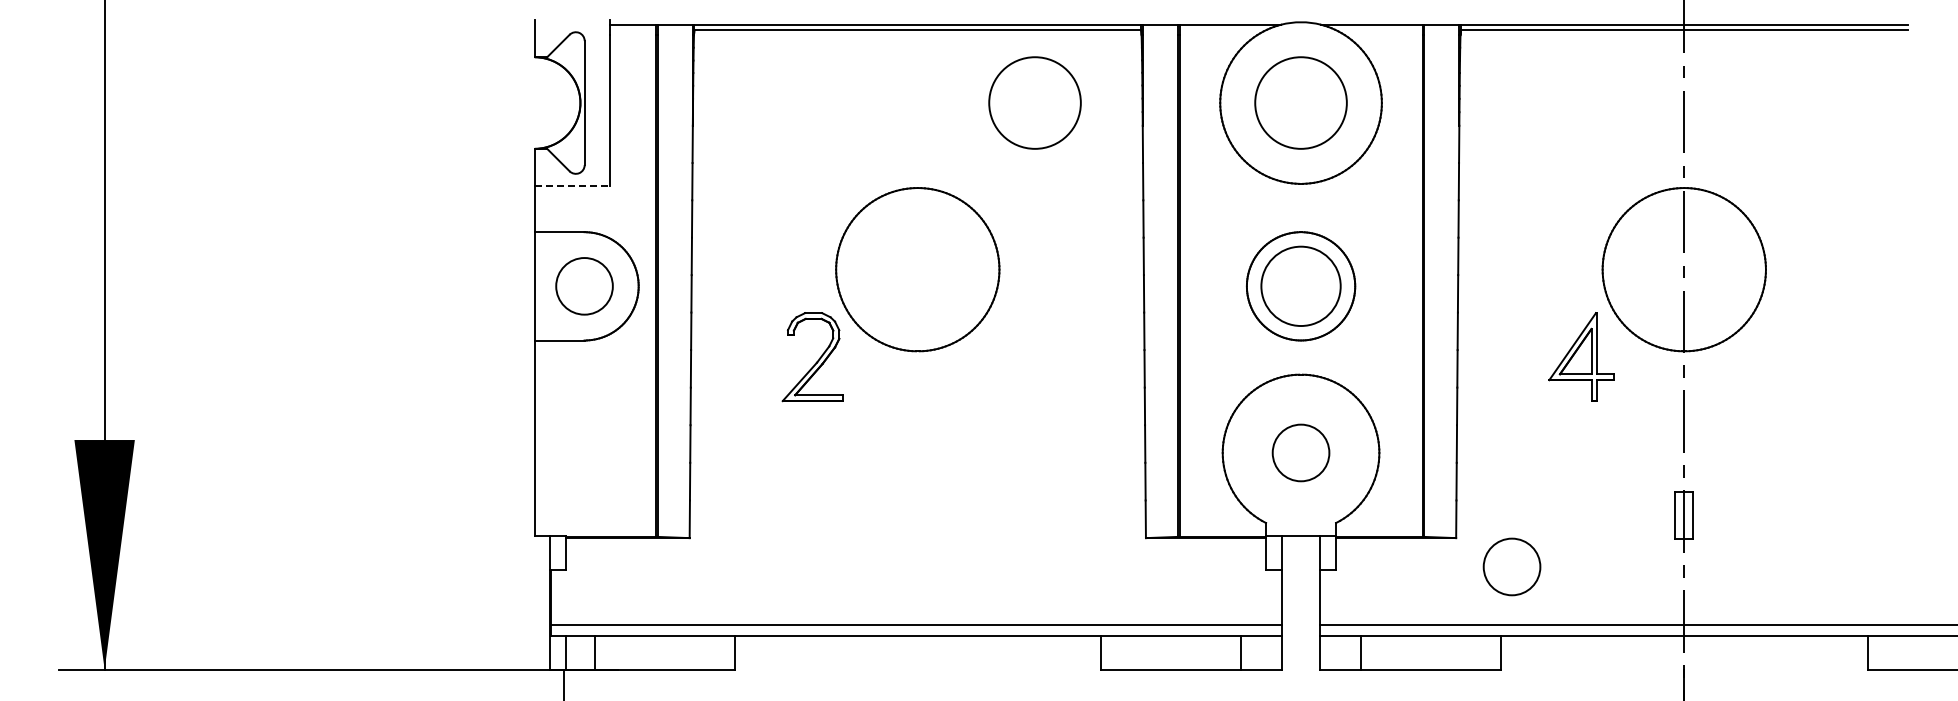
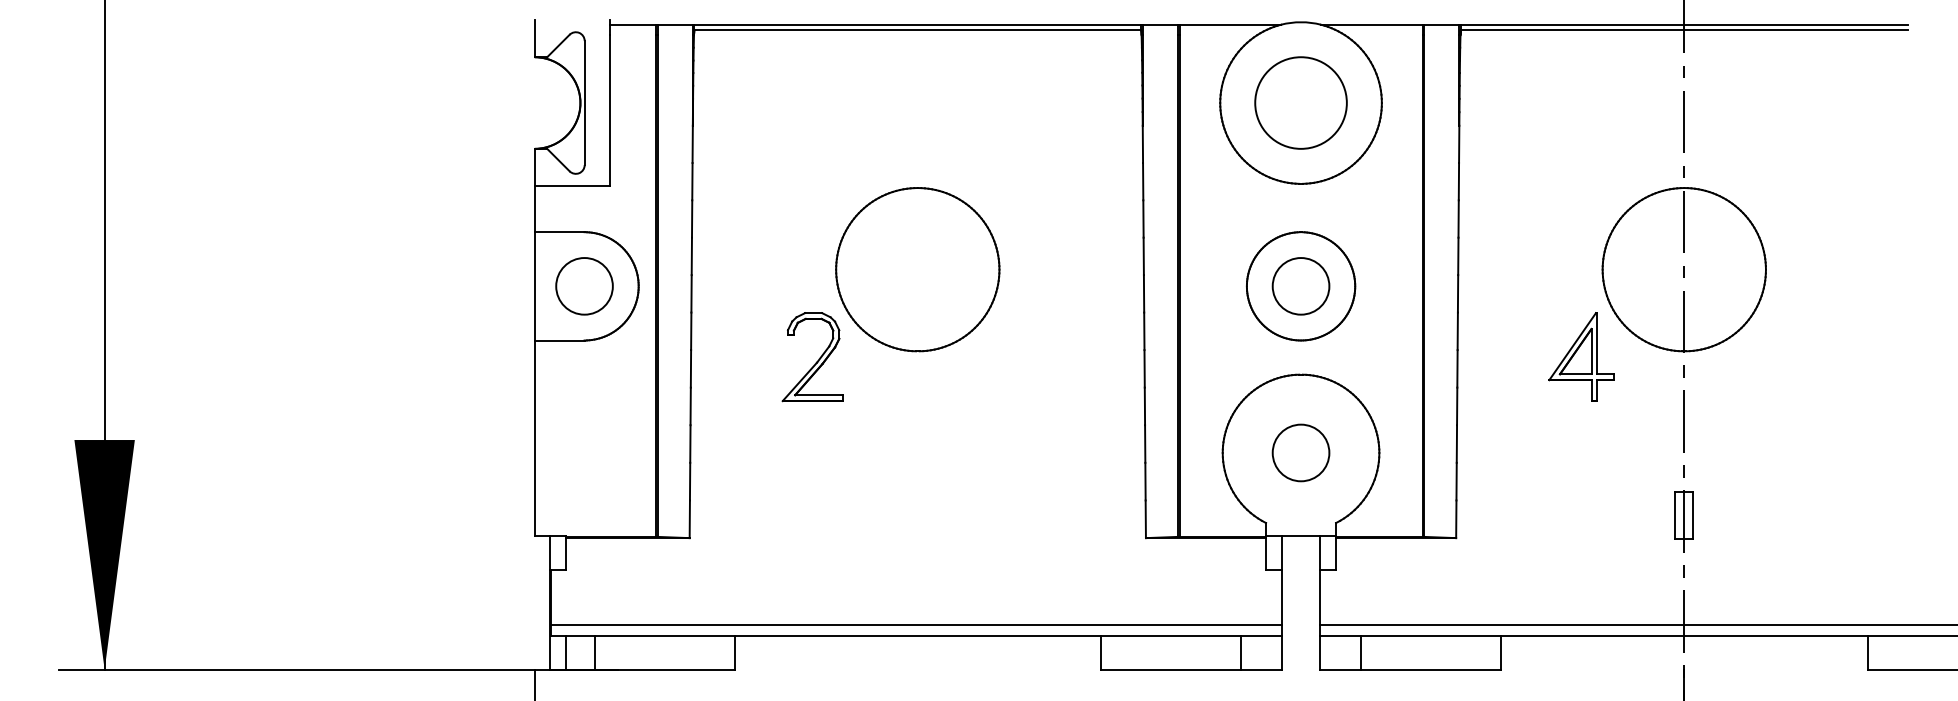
circle: present -> none (1034, 102)
line: dashed -> solid (572, 186)
circle diameter: 79 px -> 57 px (1300, 286)
circle: present -> none (1511, 566)
line position: (563, 683) -> (534, 683) (534, 683)
